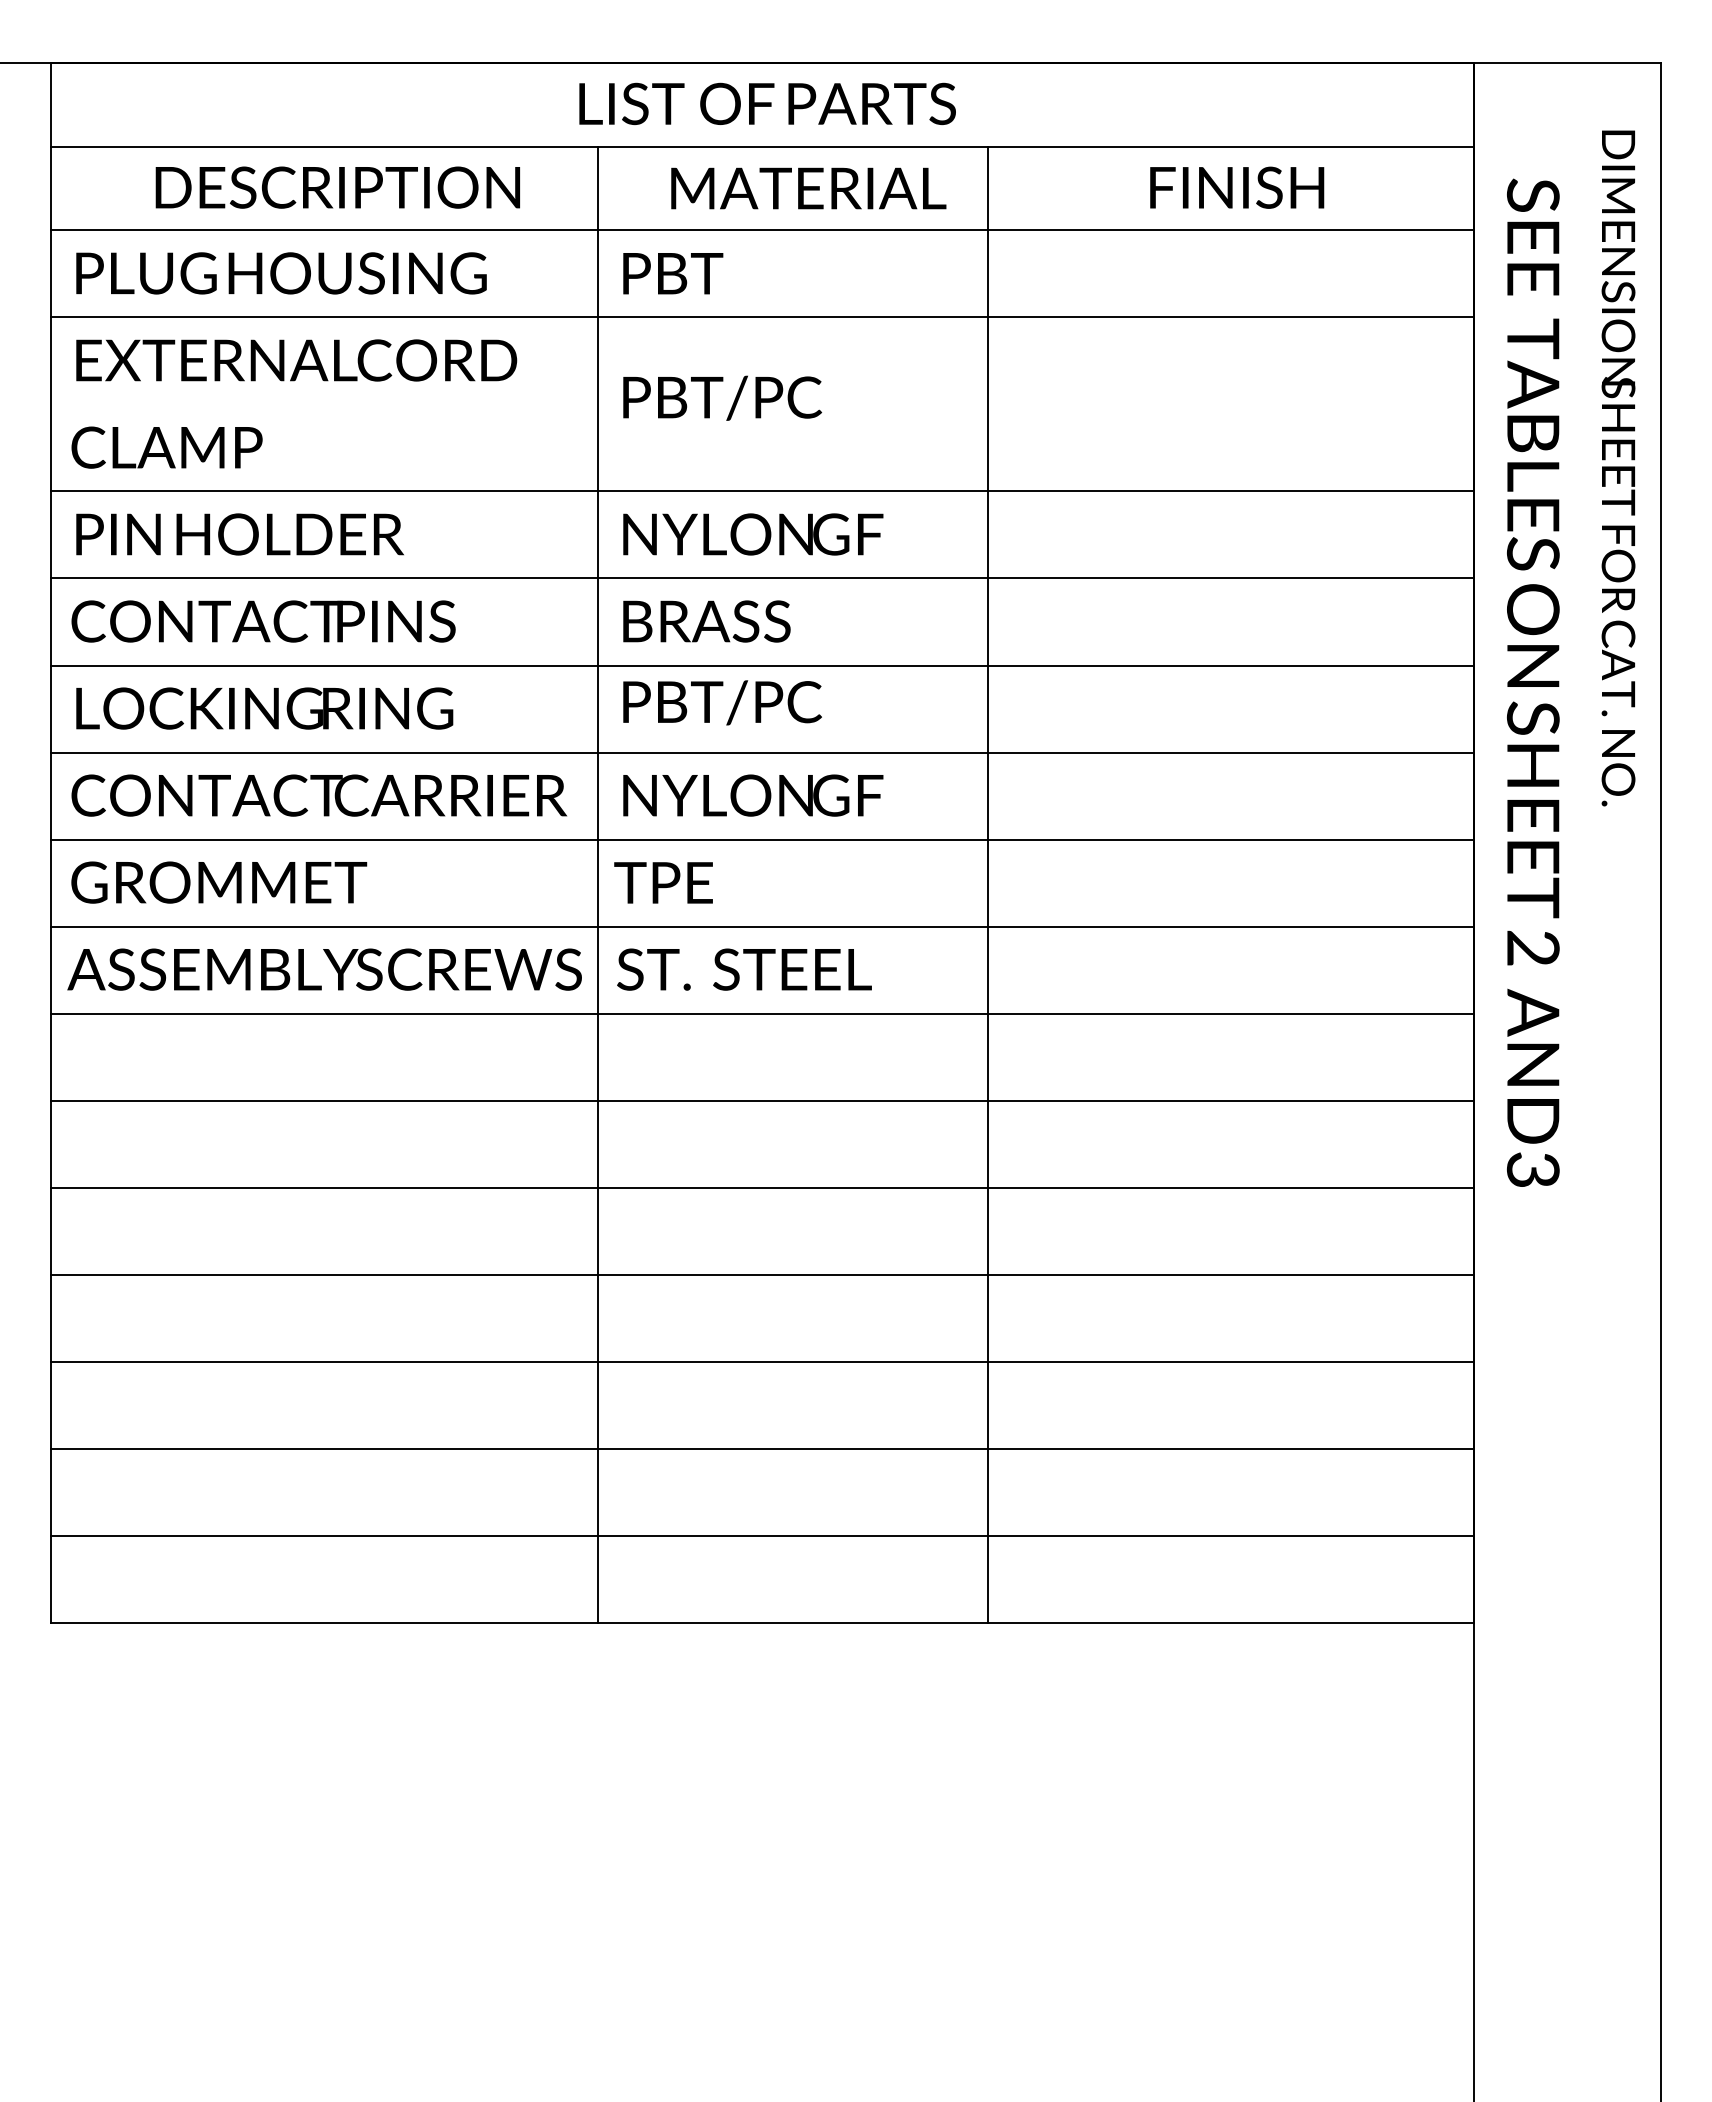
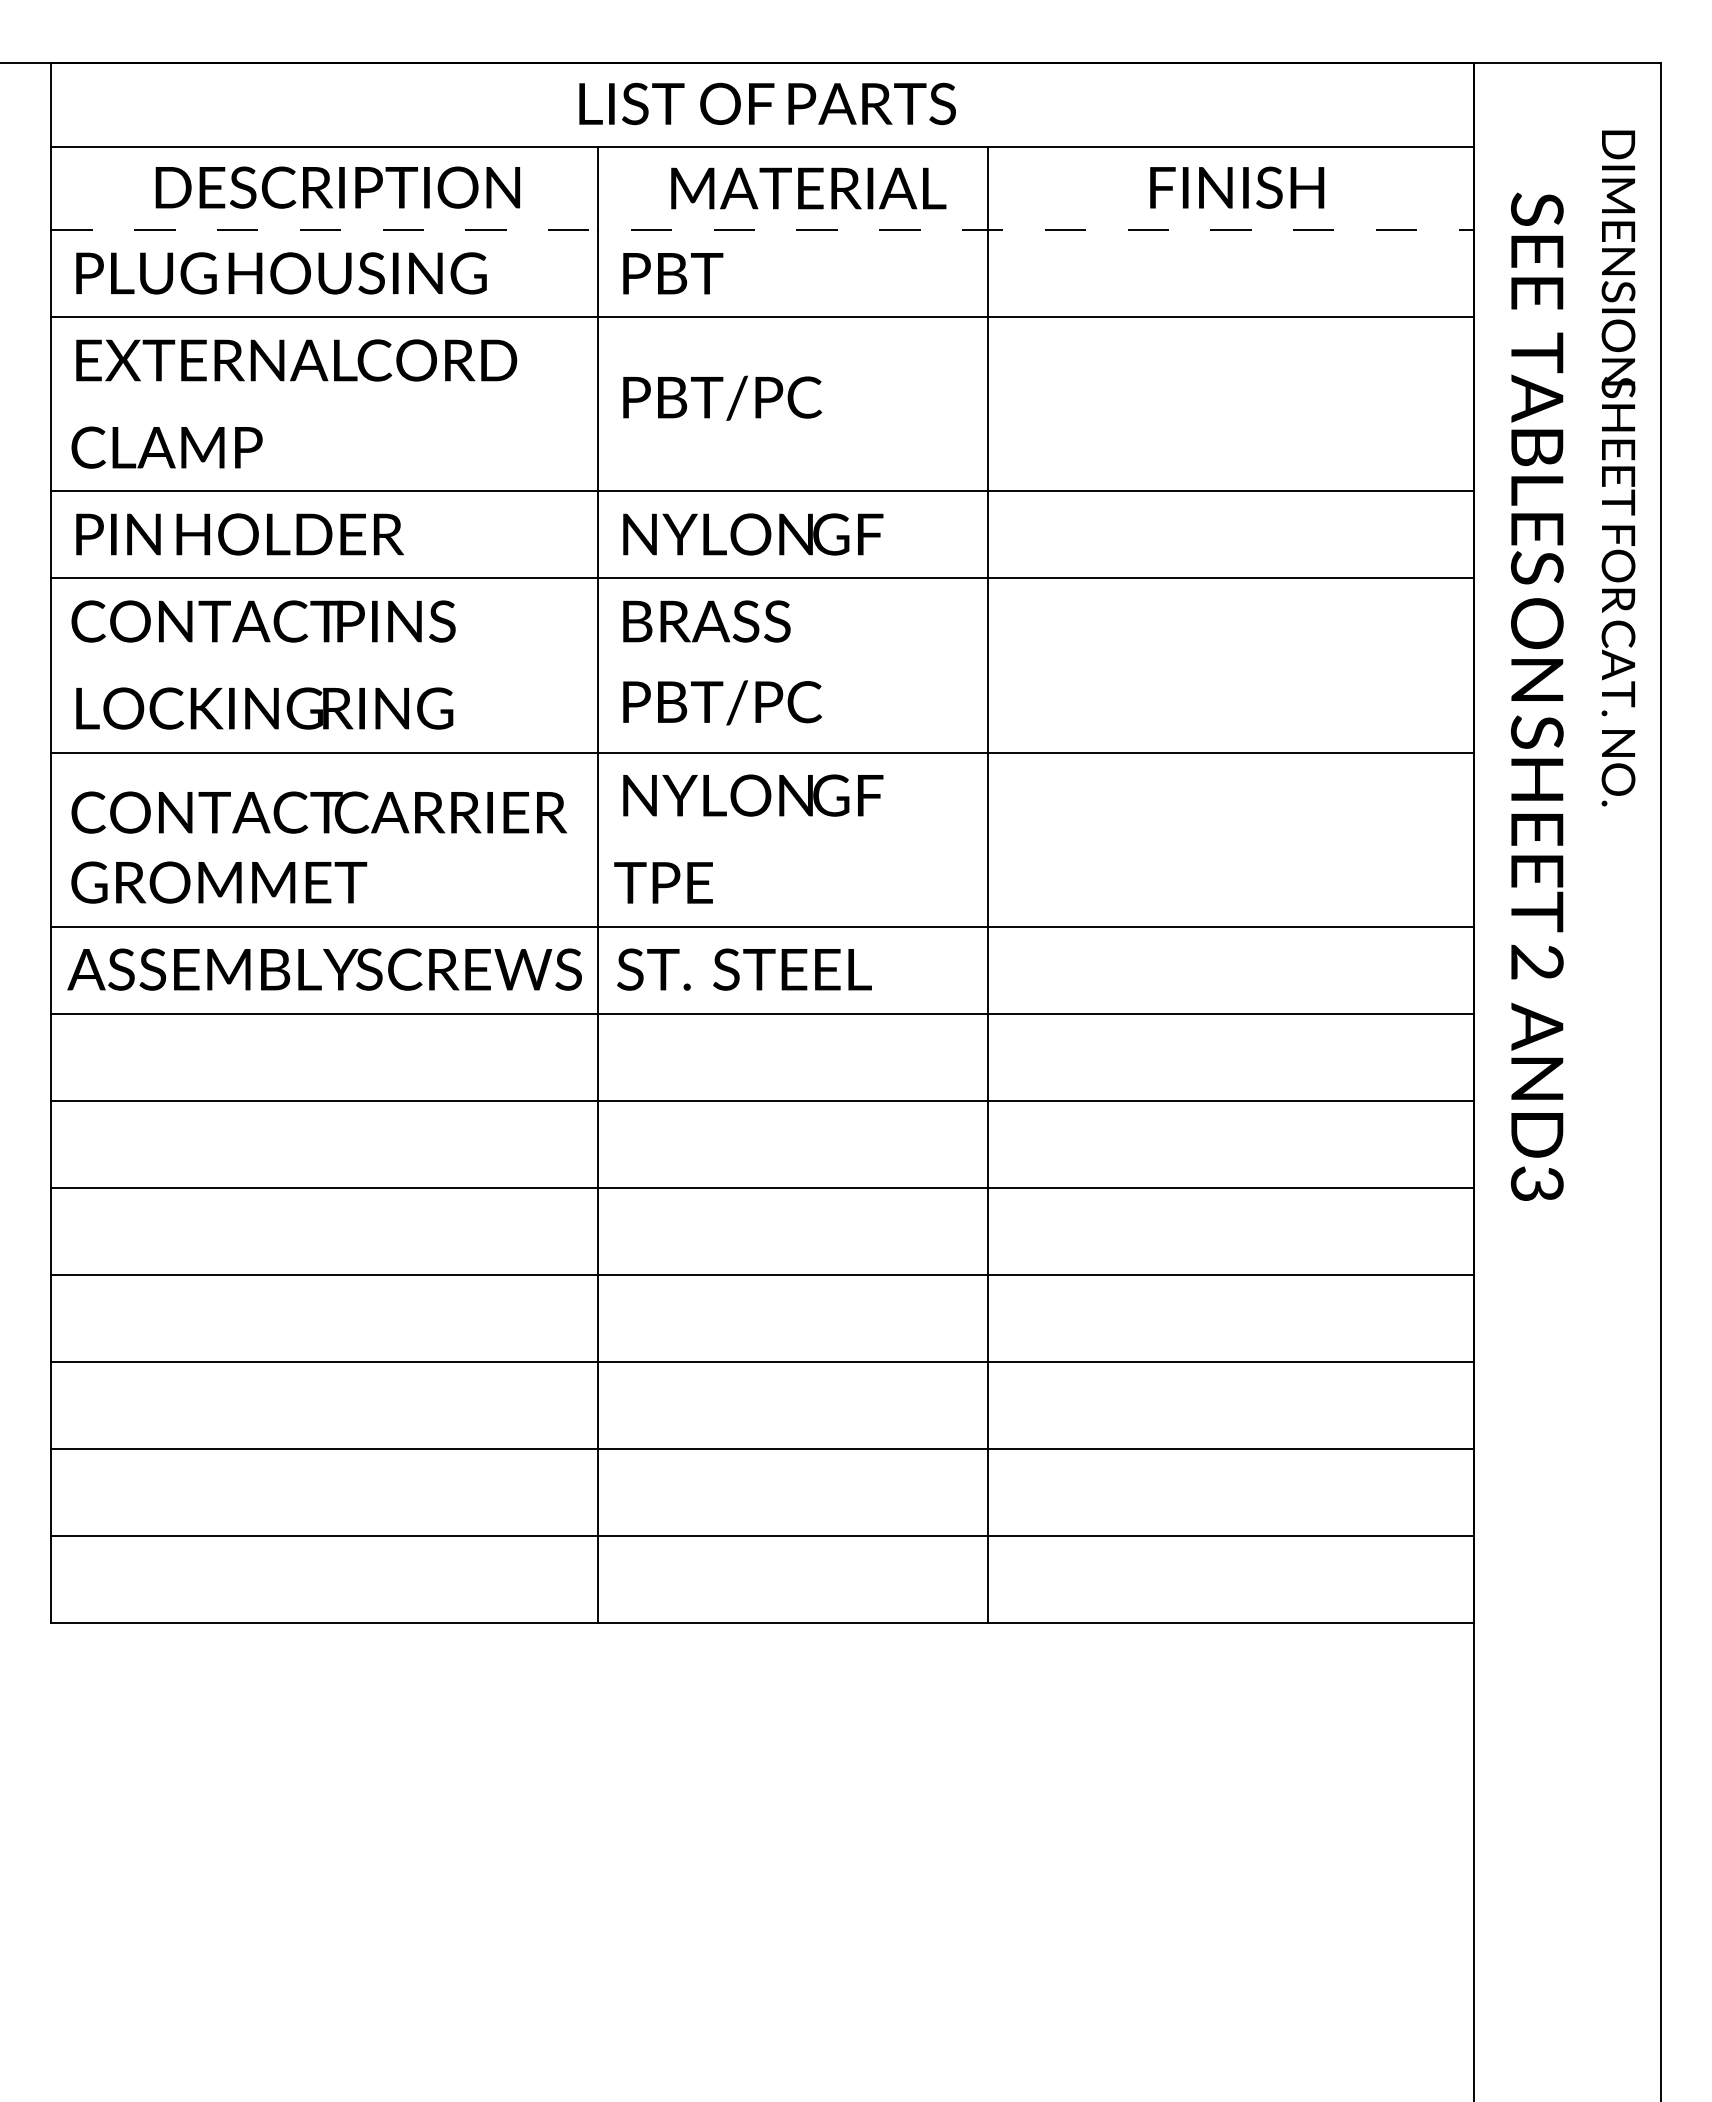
line: solid -> dashed (763, 230)
line: present -> none (762, 665)
text position: (1533, 682) -> (1537, 696) (1537, 696)
text position: (319, 795) -> (319, 812) (319, 812)
line: present -> none (762, 839)
